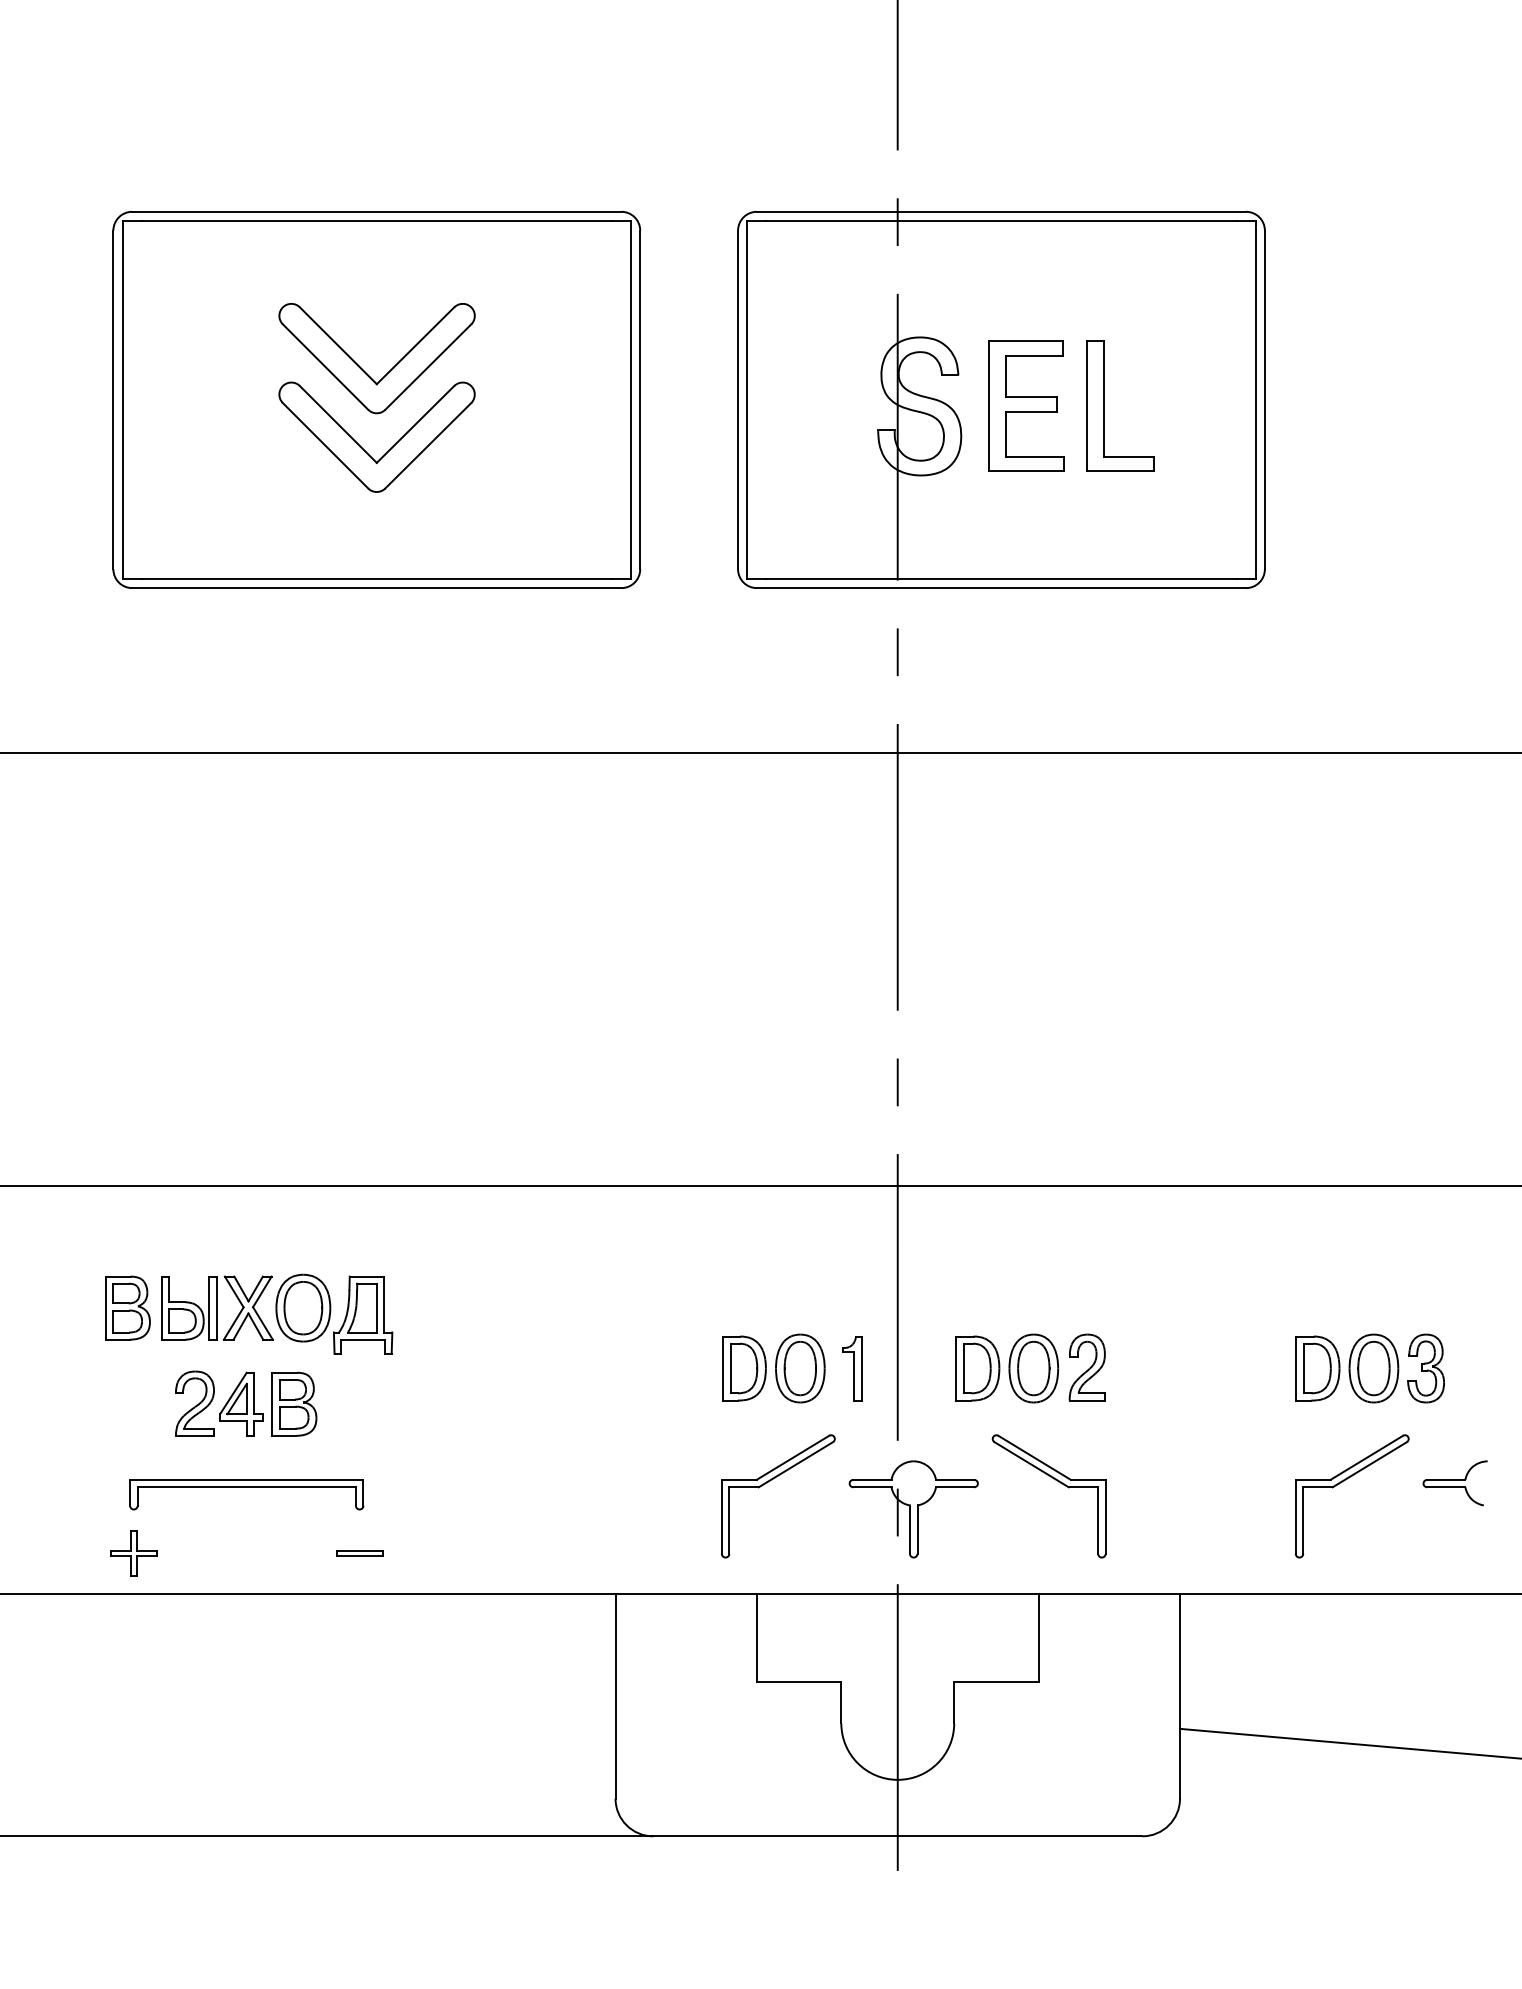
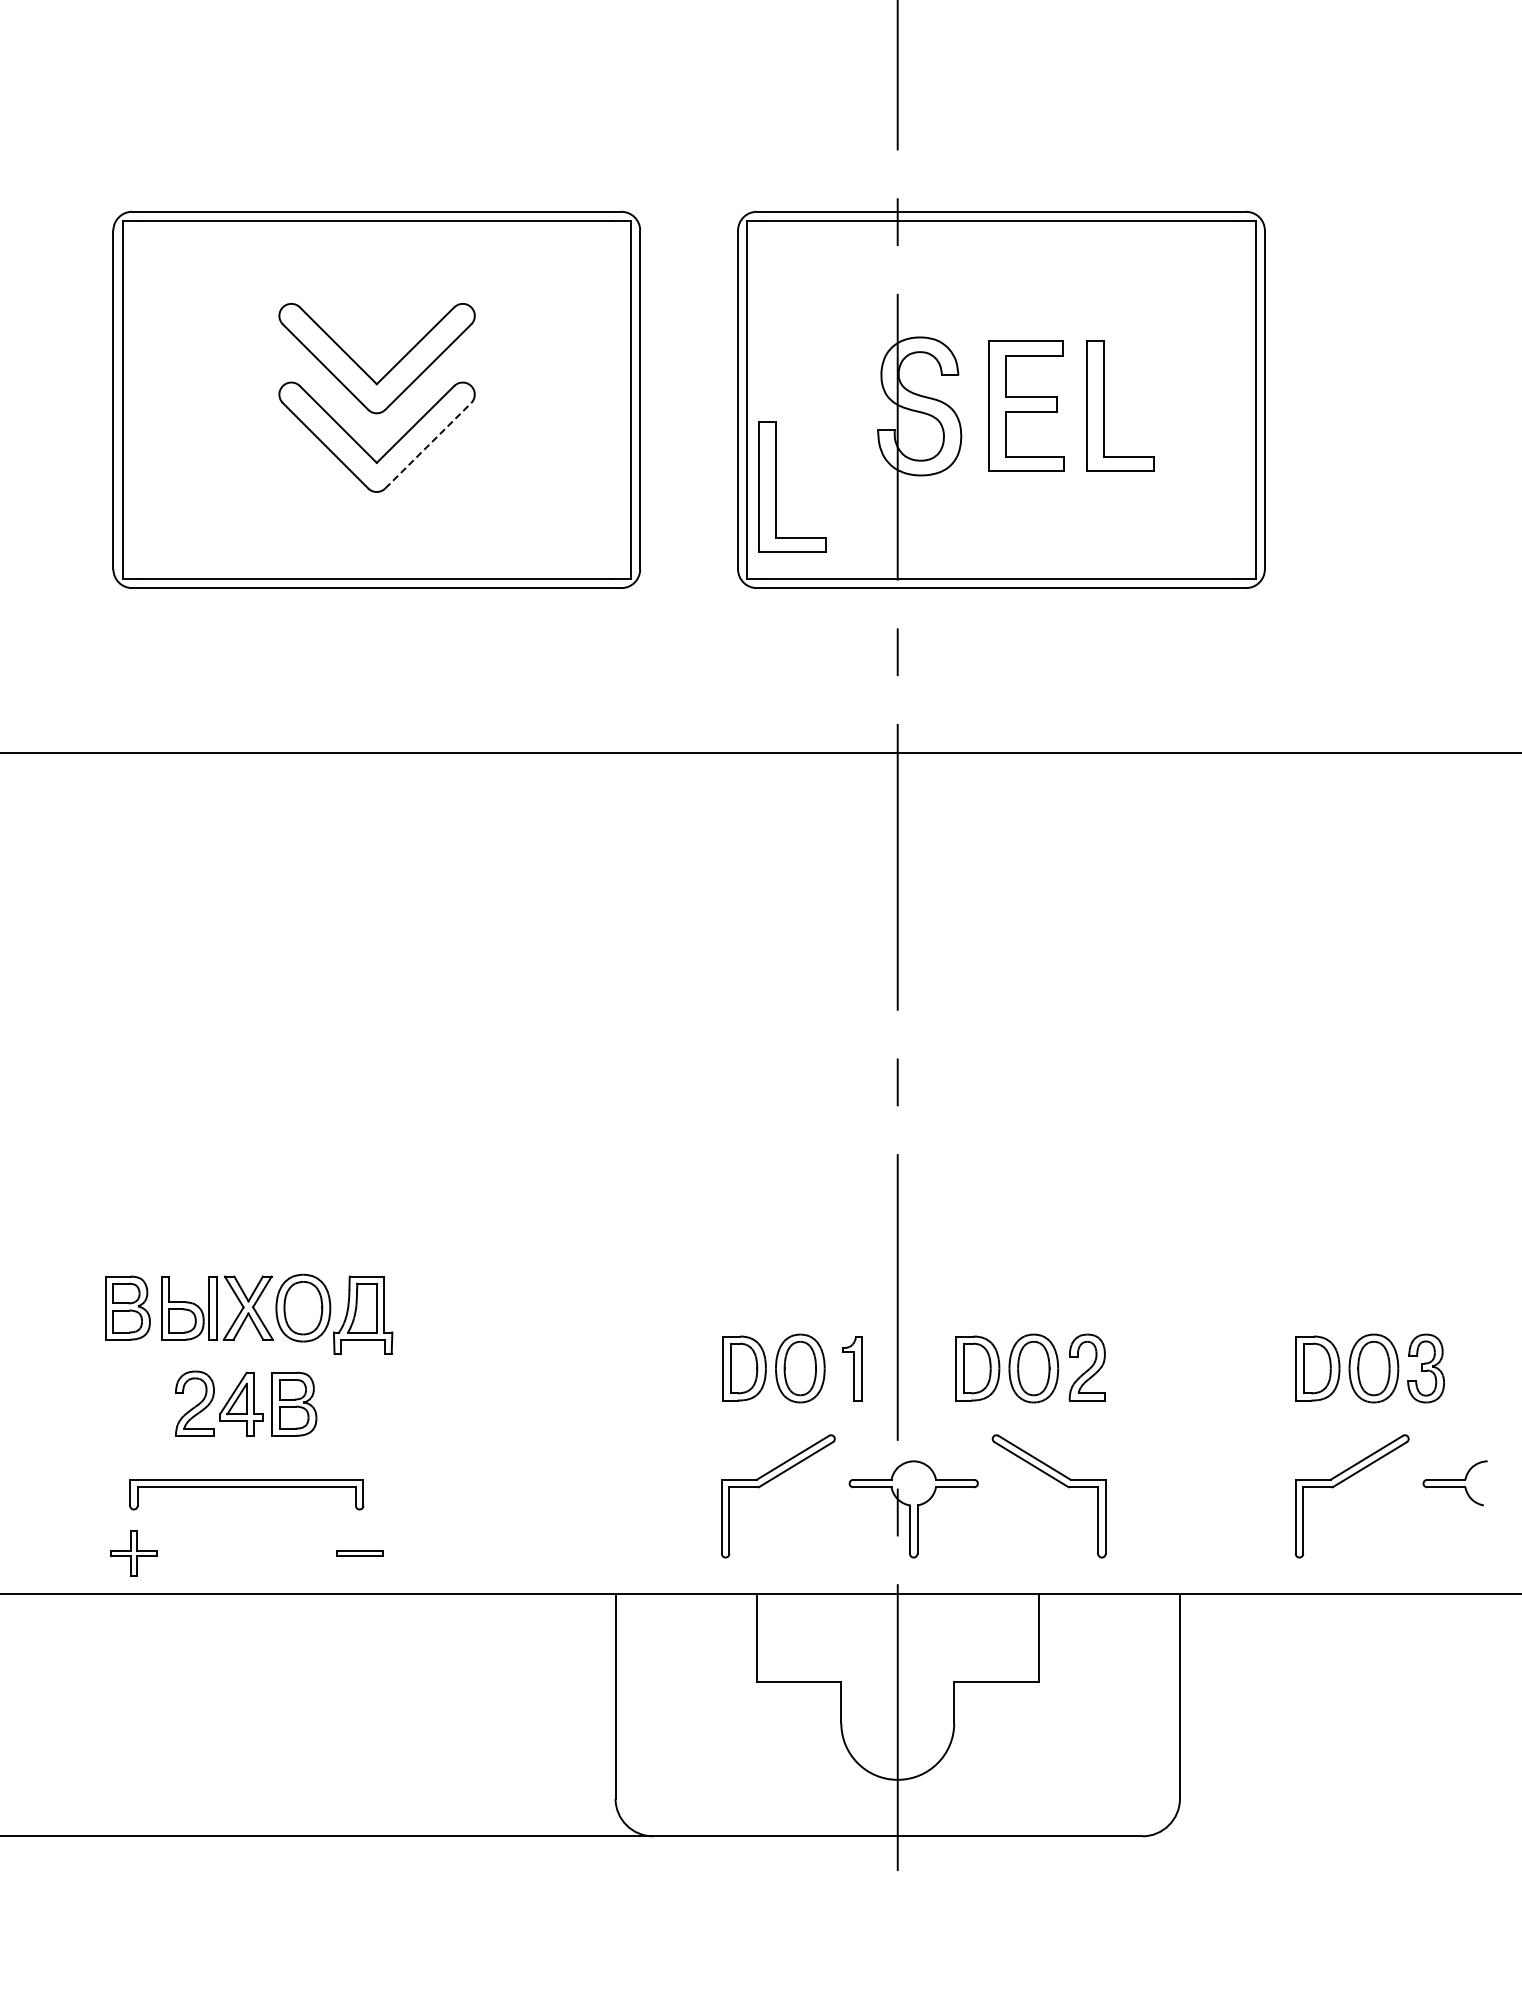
line: solid -> dashed (428, 445)
part: none -> present (776, 486)
line: present -> none (760, 1185)
line: present -> none (1349, 1743)
